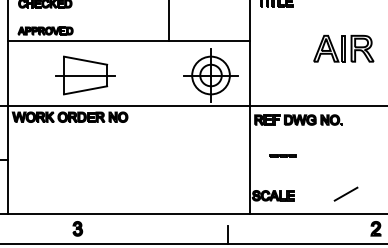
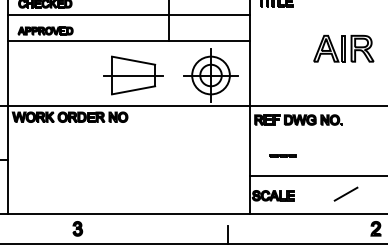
line: none -> present (128, 14)
part position: (85, 75) -> (133, 75) (133, 75)
line: none -> present (317, 176)
